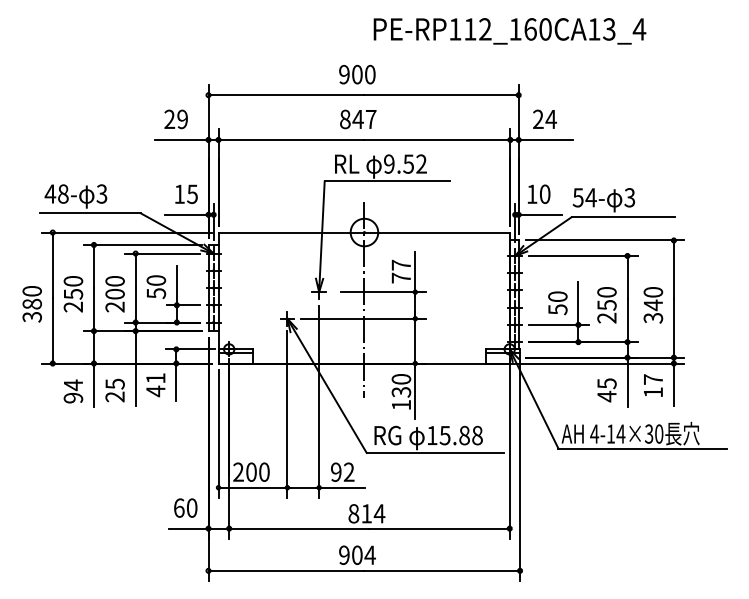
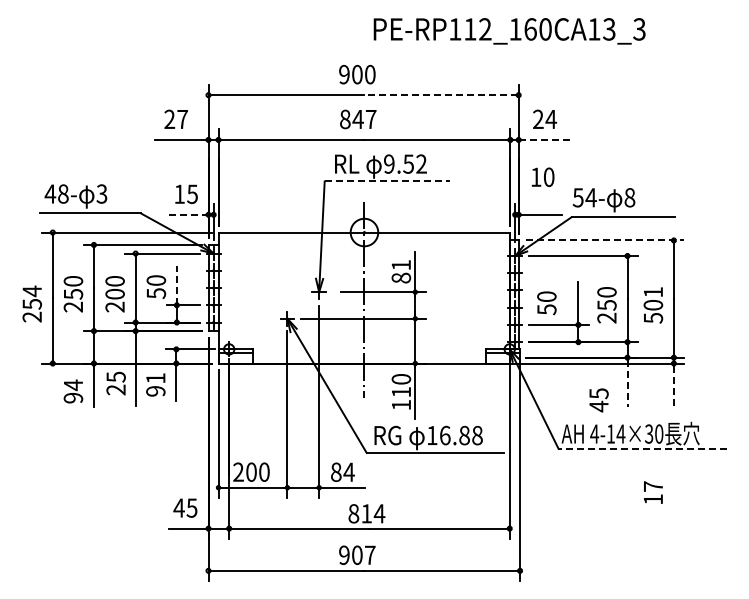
text: PE-RP112_160CA13_4 -> PE-RP112_160CA13_3 (639, 29)
line: solid -> dashed (440, 95)
text: 29 -> 27 (182, 119)
line: solid -> dashed (546, 139)
line: solid -> dashed (387, 181)
text position: (538, 193) -> (542, 176) (542, 176)
text: 3 -> 8 (629, 197)
line: solid -> dashed (186, 214)
line: solid -> dashed (605, 240)
text: 77 -> 81 (401, 271)
line: solid -> dashed (176, 284)
text: 380 -> 254 (31, 303)
text position: (557, 303) -> (546, 303) (546, 303)
text: 340 -> 501 (653, 304)
line: solid -> dashed (627, 383)
text position: (653, 385) -> (653, 492) (653, 492)
line: solid -> dashed (673, 386)
text position: (114, 390) -> (115, 383) (115, 383)
text position: (606, 390) -> (598, 400) (598, 400)
text: 41 -> 91 (155, 391)
text: 130 -> 110 (401, 392)
text: 15.88 -> 16.88 (444, 435)
line: solid -> dashed (641, 448)
text: 92 -> 84 (342, 471)
text: 60 -> 45 (185, 507)
text: 904 -> 907 (369, 554)
